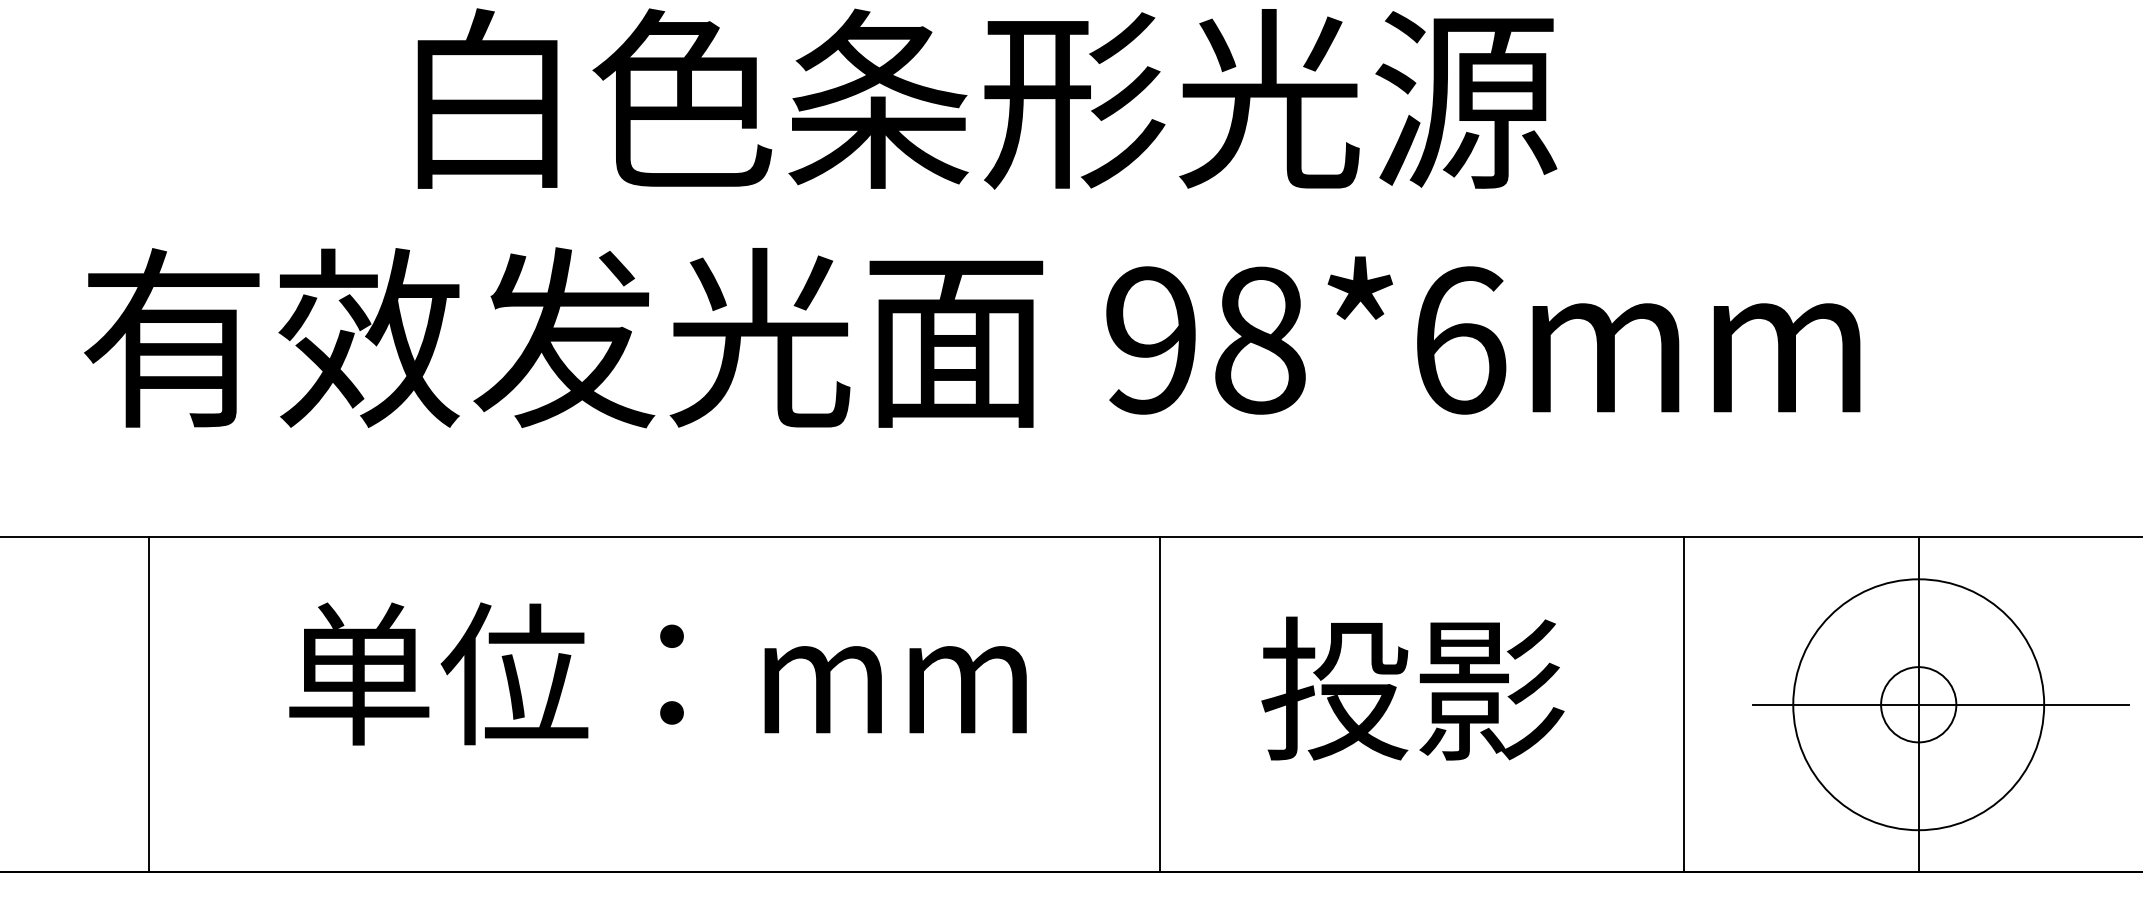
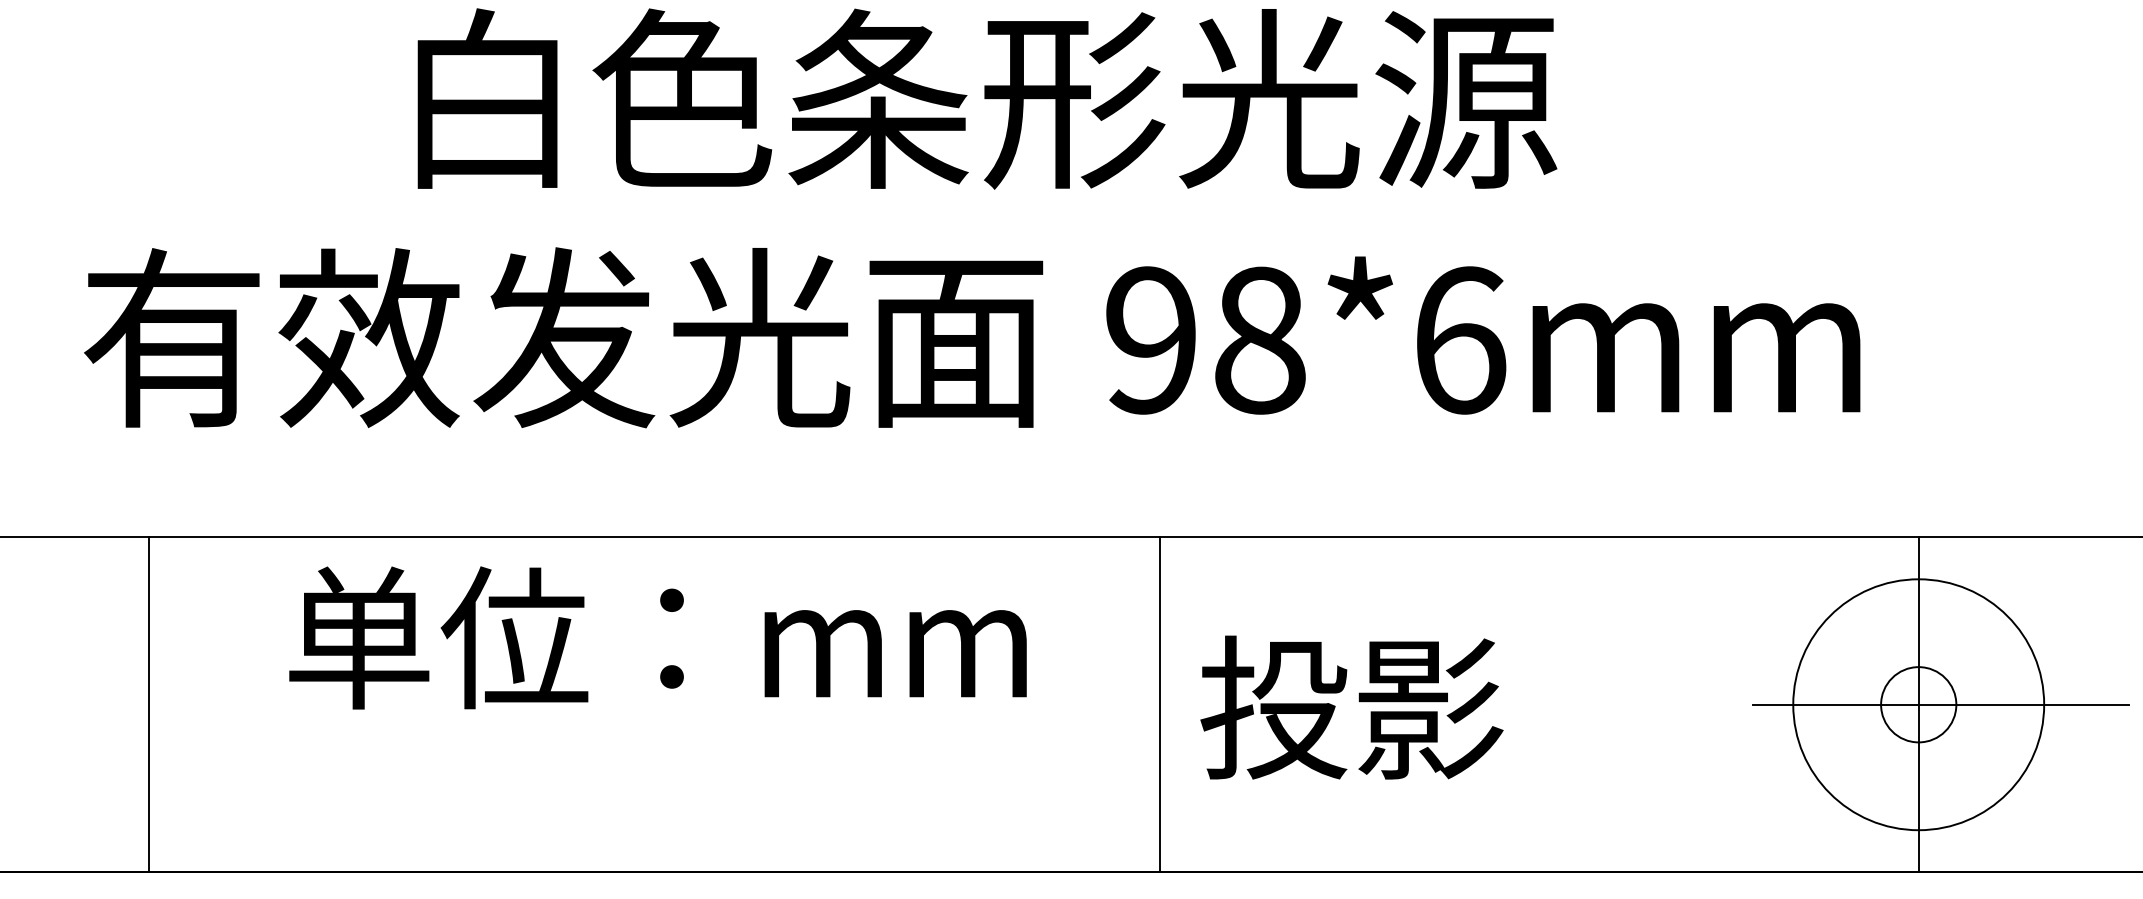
text position: (657, 673) -> (657, 637) (657, 637)
text position: (1412, 688) -> (1351, 707) (1351, 707)
line: present -> none (1683, 704)
